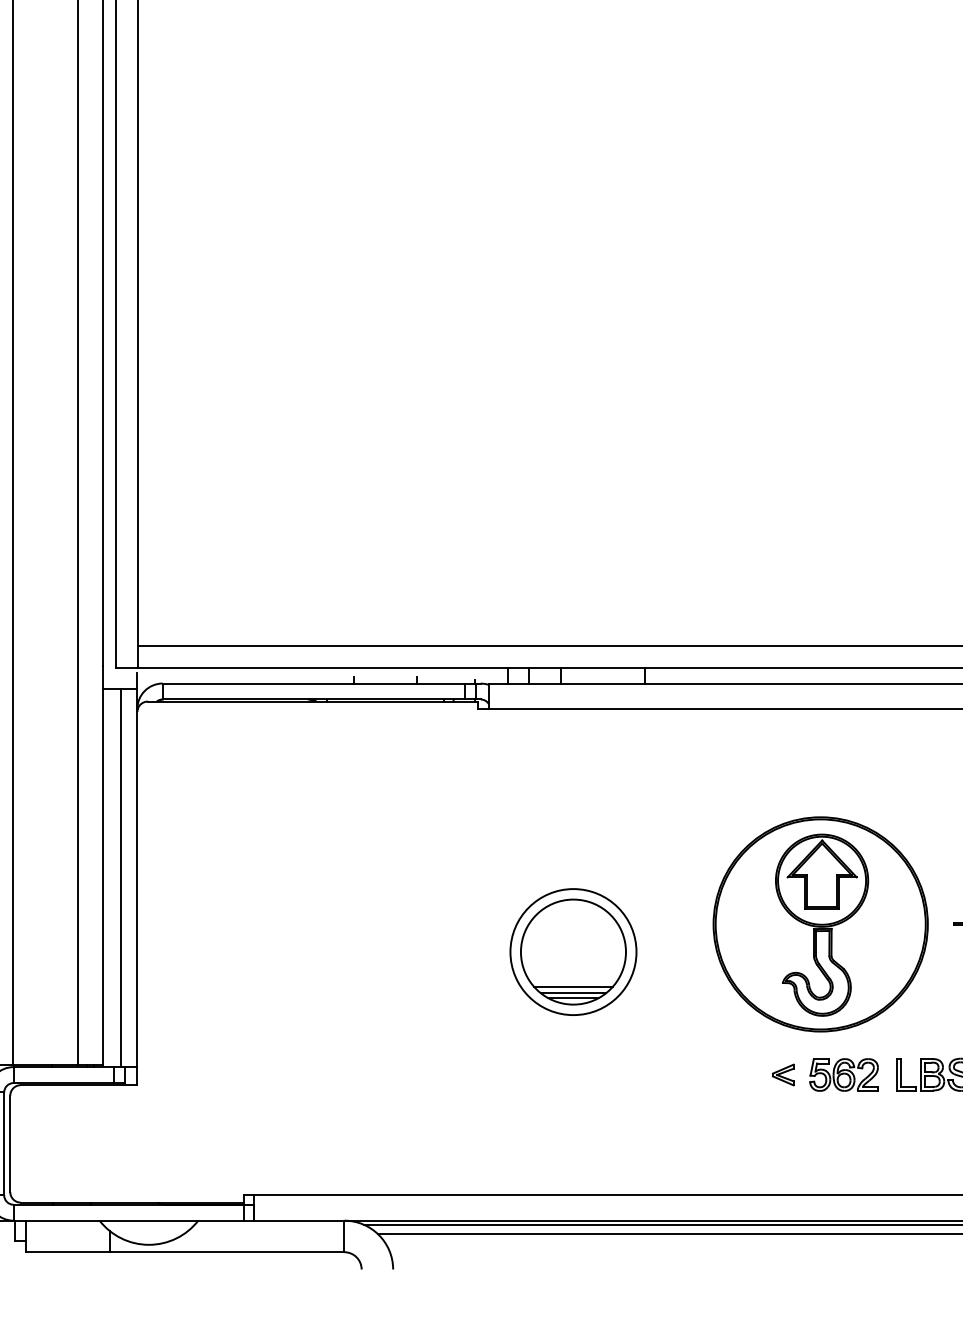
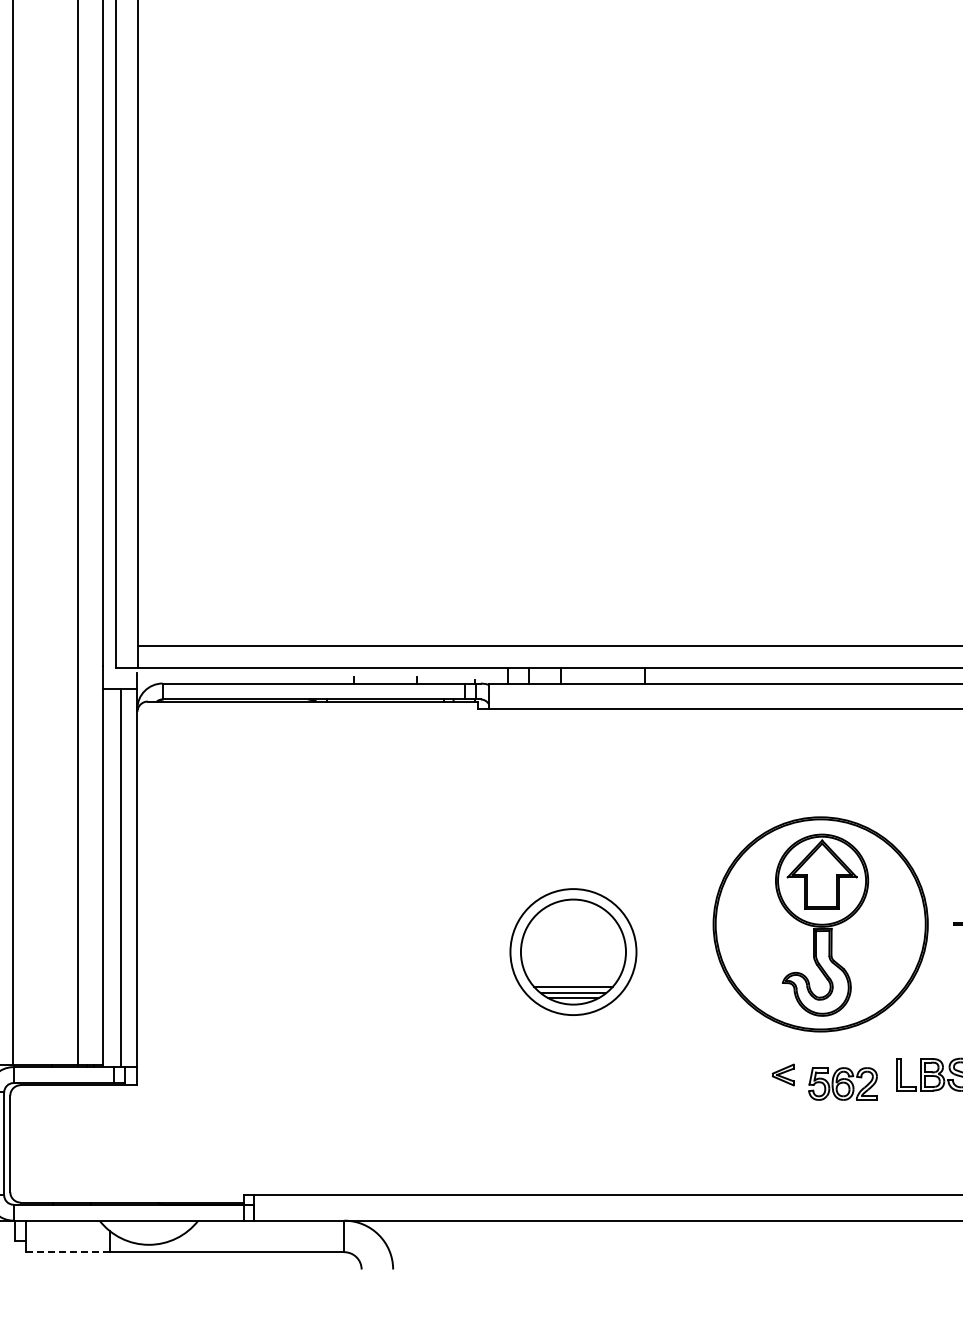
part position: (843, 1074) -> (842, 1083) (842, 1083)
line: present -> none (661, 1224)
line: present -> none (668, 1233)
line: solid -> dashed (67, 1252)
